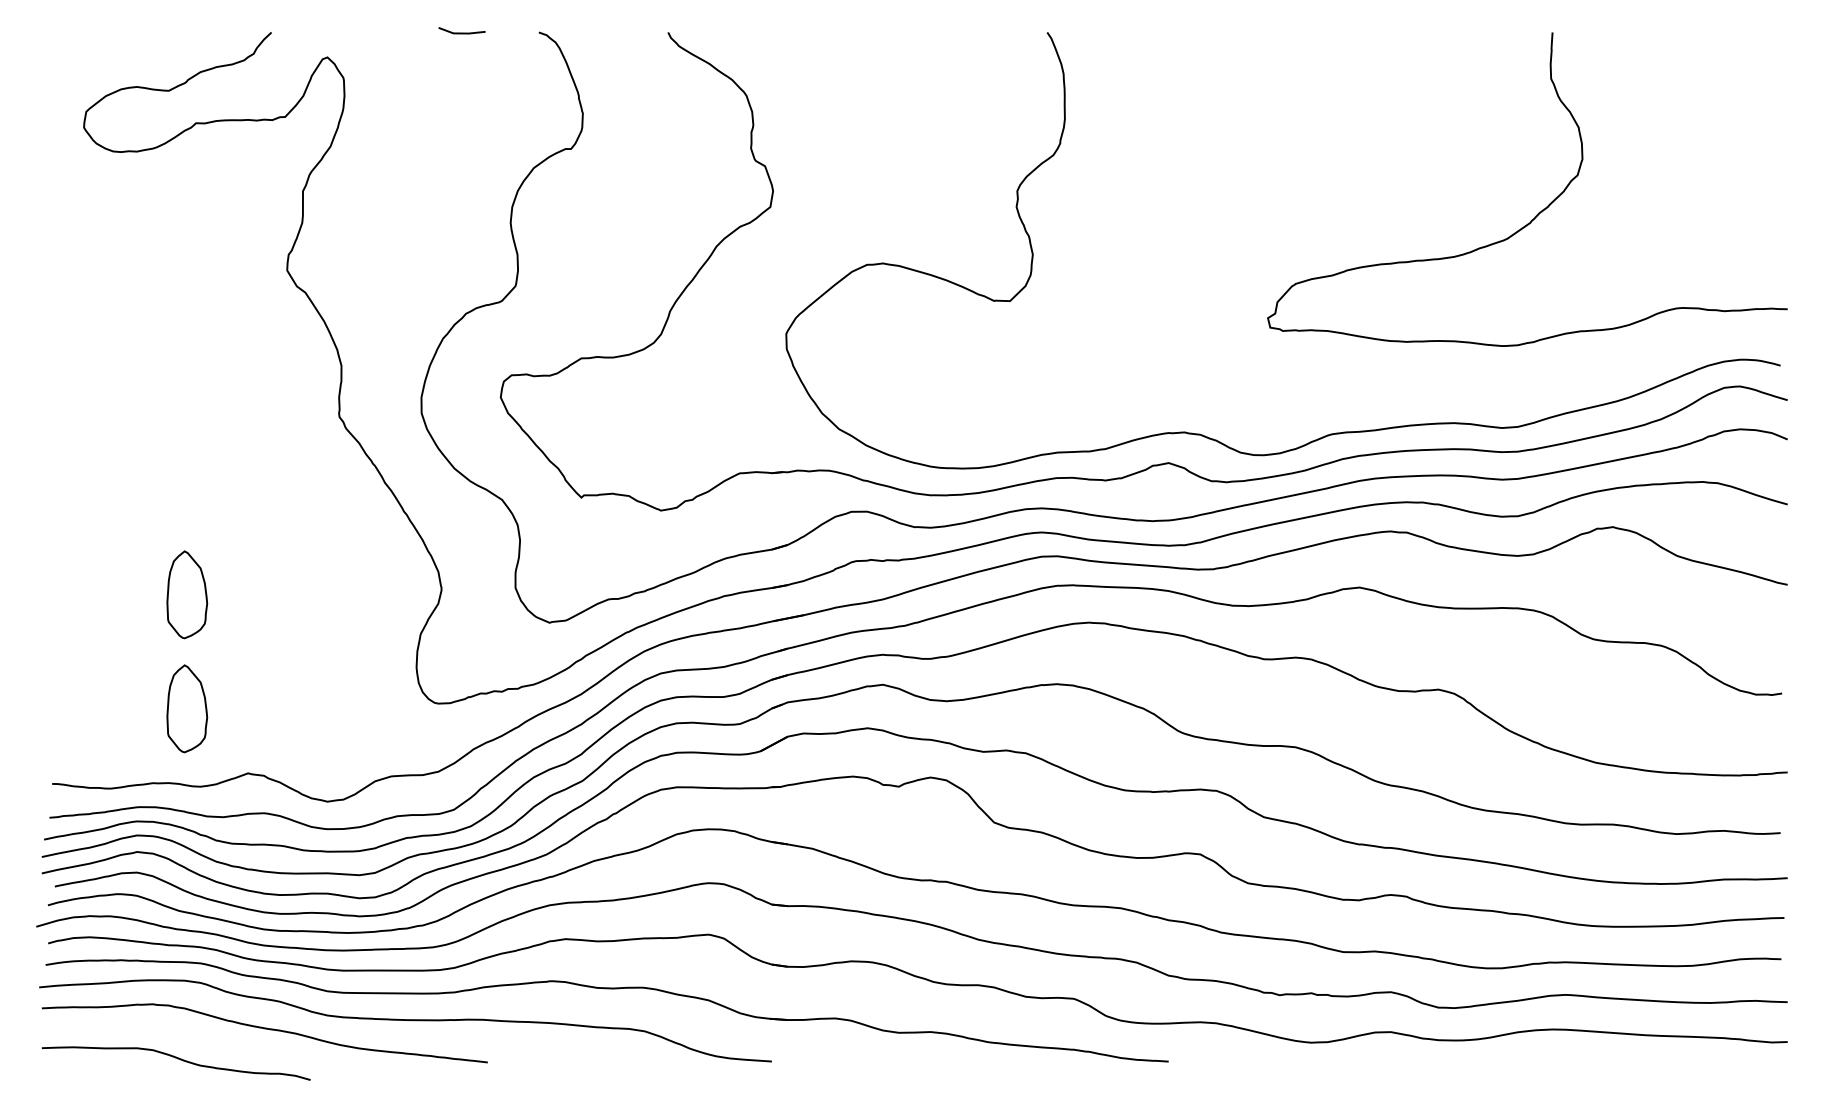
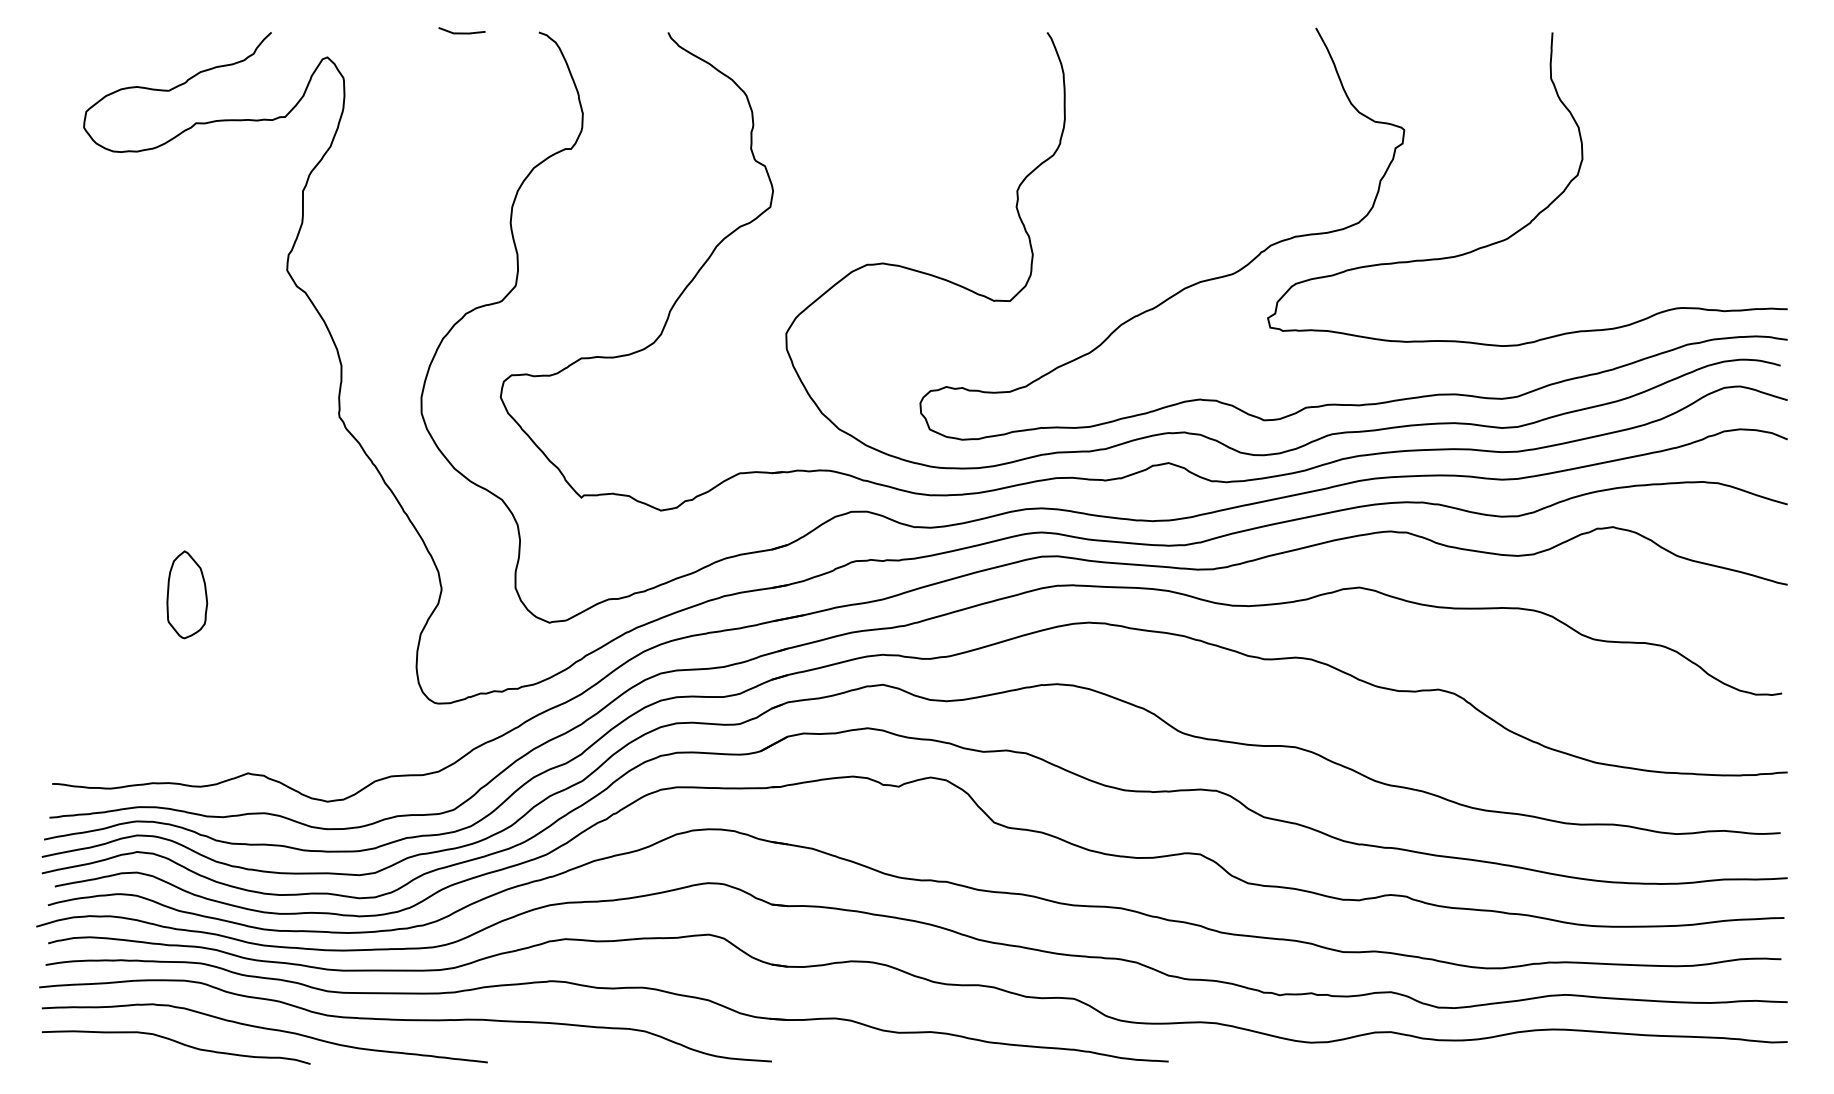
curve: none -> present (1350, 227)
part: present -> none (187, 708)
curve position: (177, 1059) -> (177, 1043) (177, 1043)
